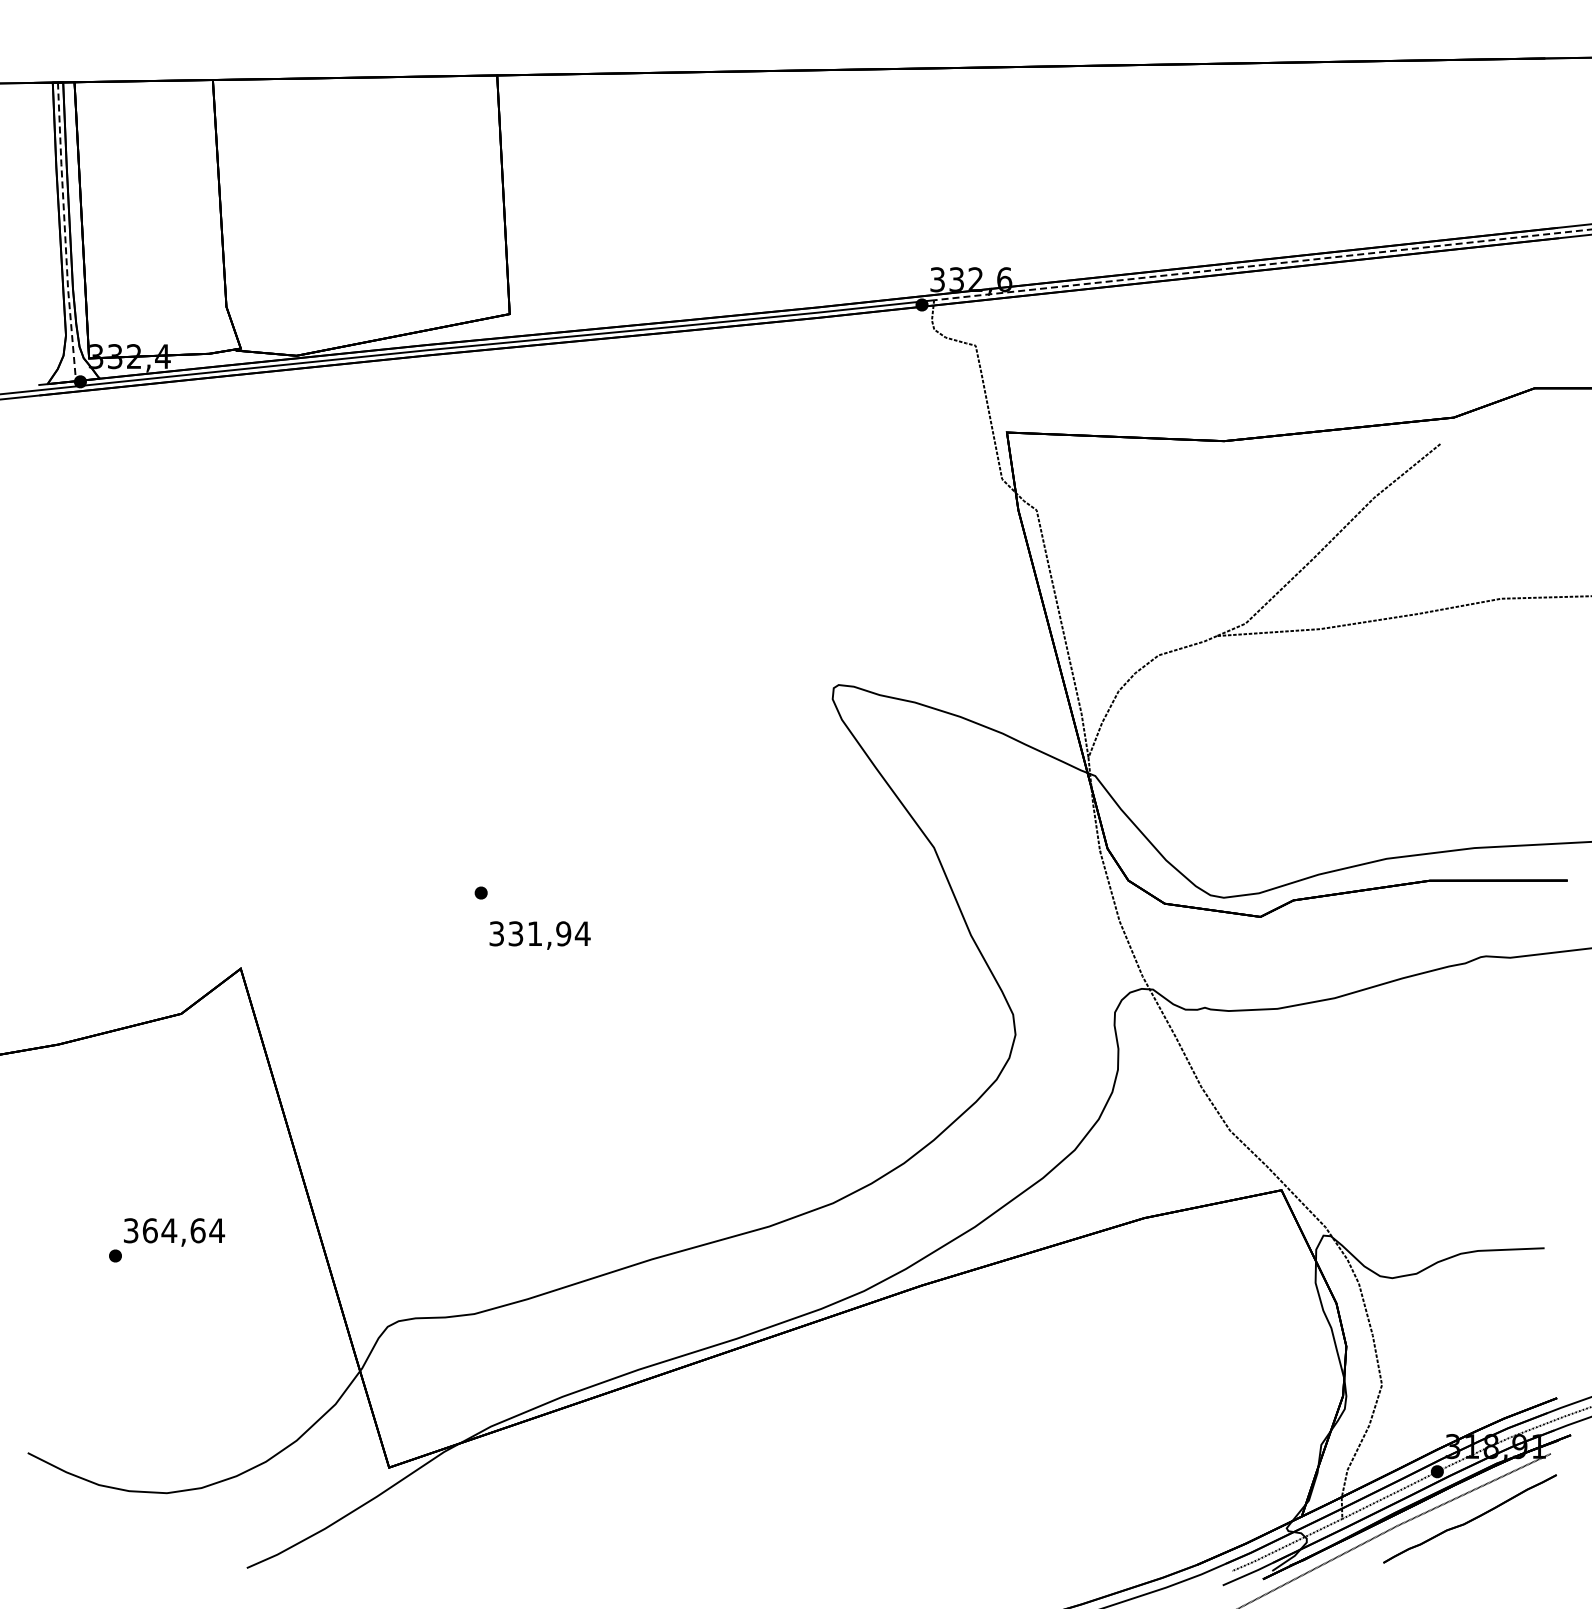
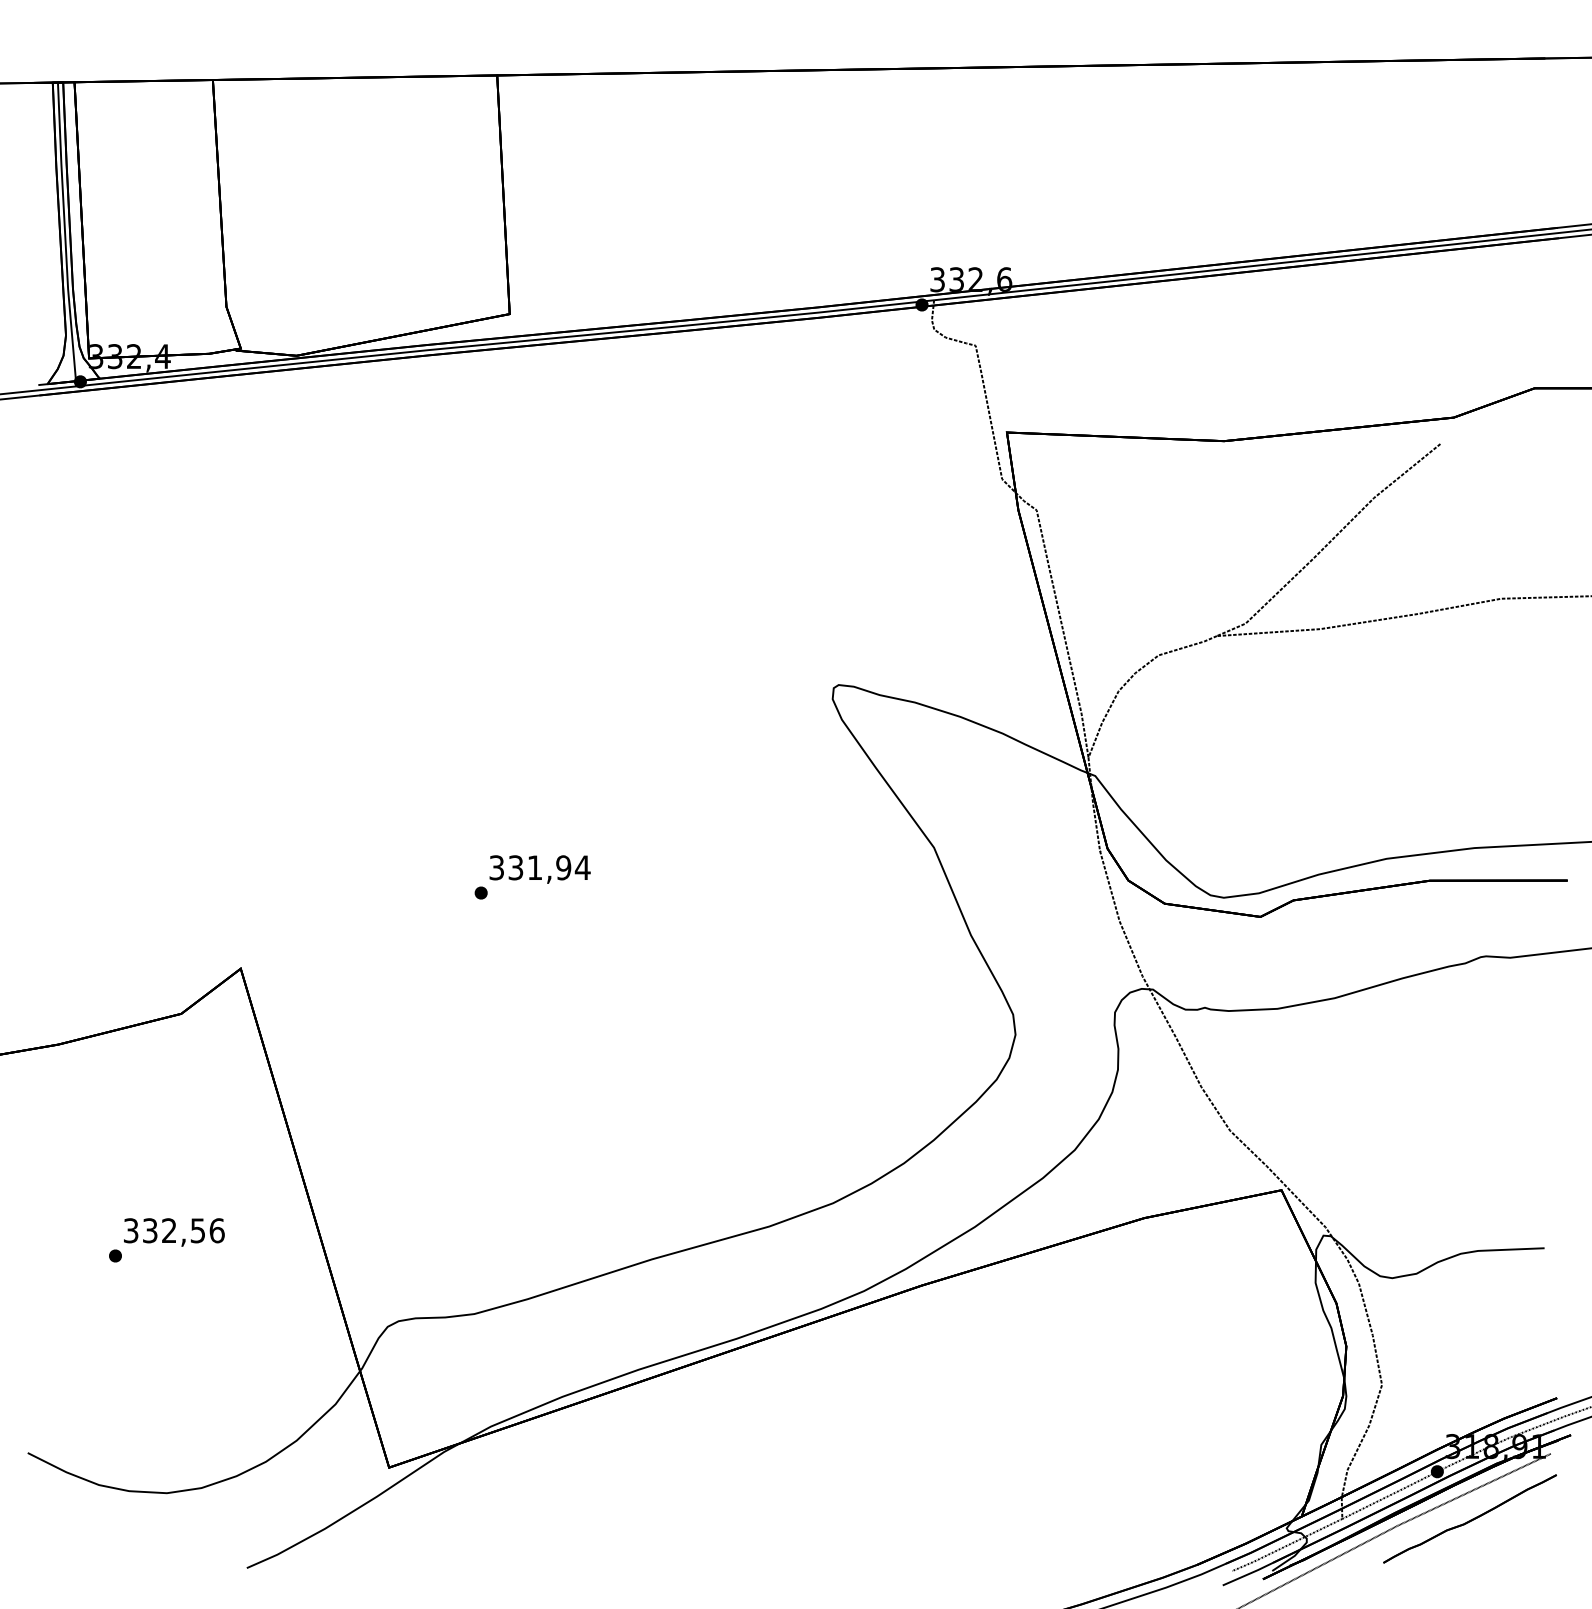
line: dashed -> solid (65, 232)
line: dashed -> solid (1262, 265)
text position: (539, 935) -> (539, 869) (539, 869)
text: 364,64 -> 332,56 (183, 1230)
